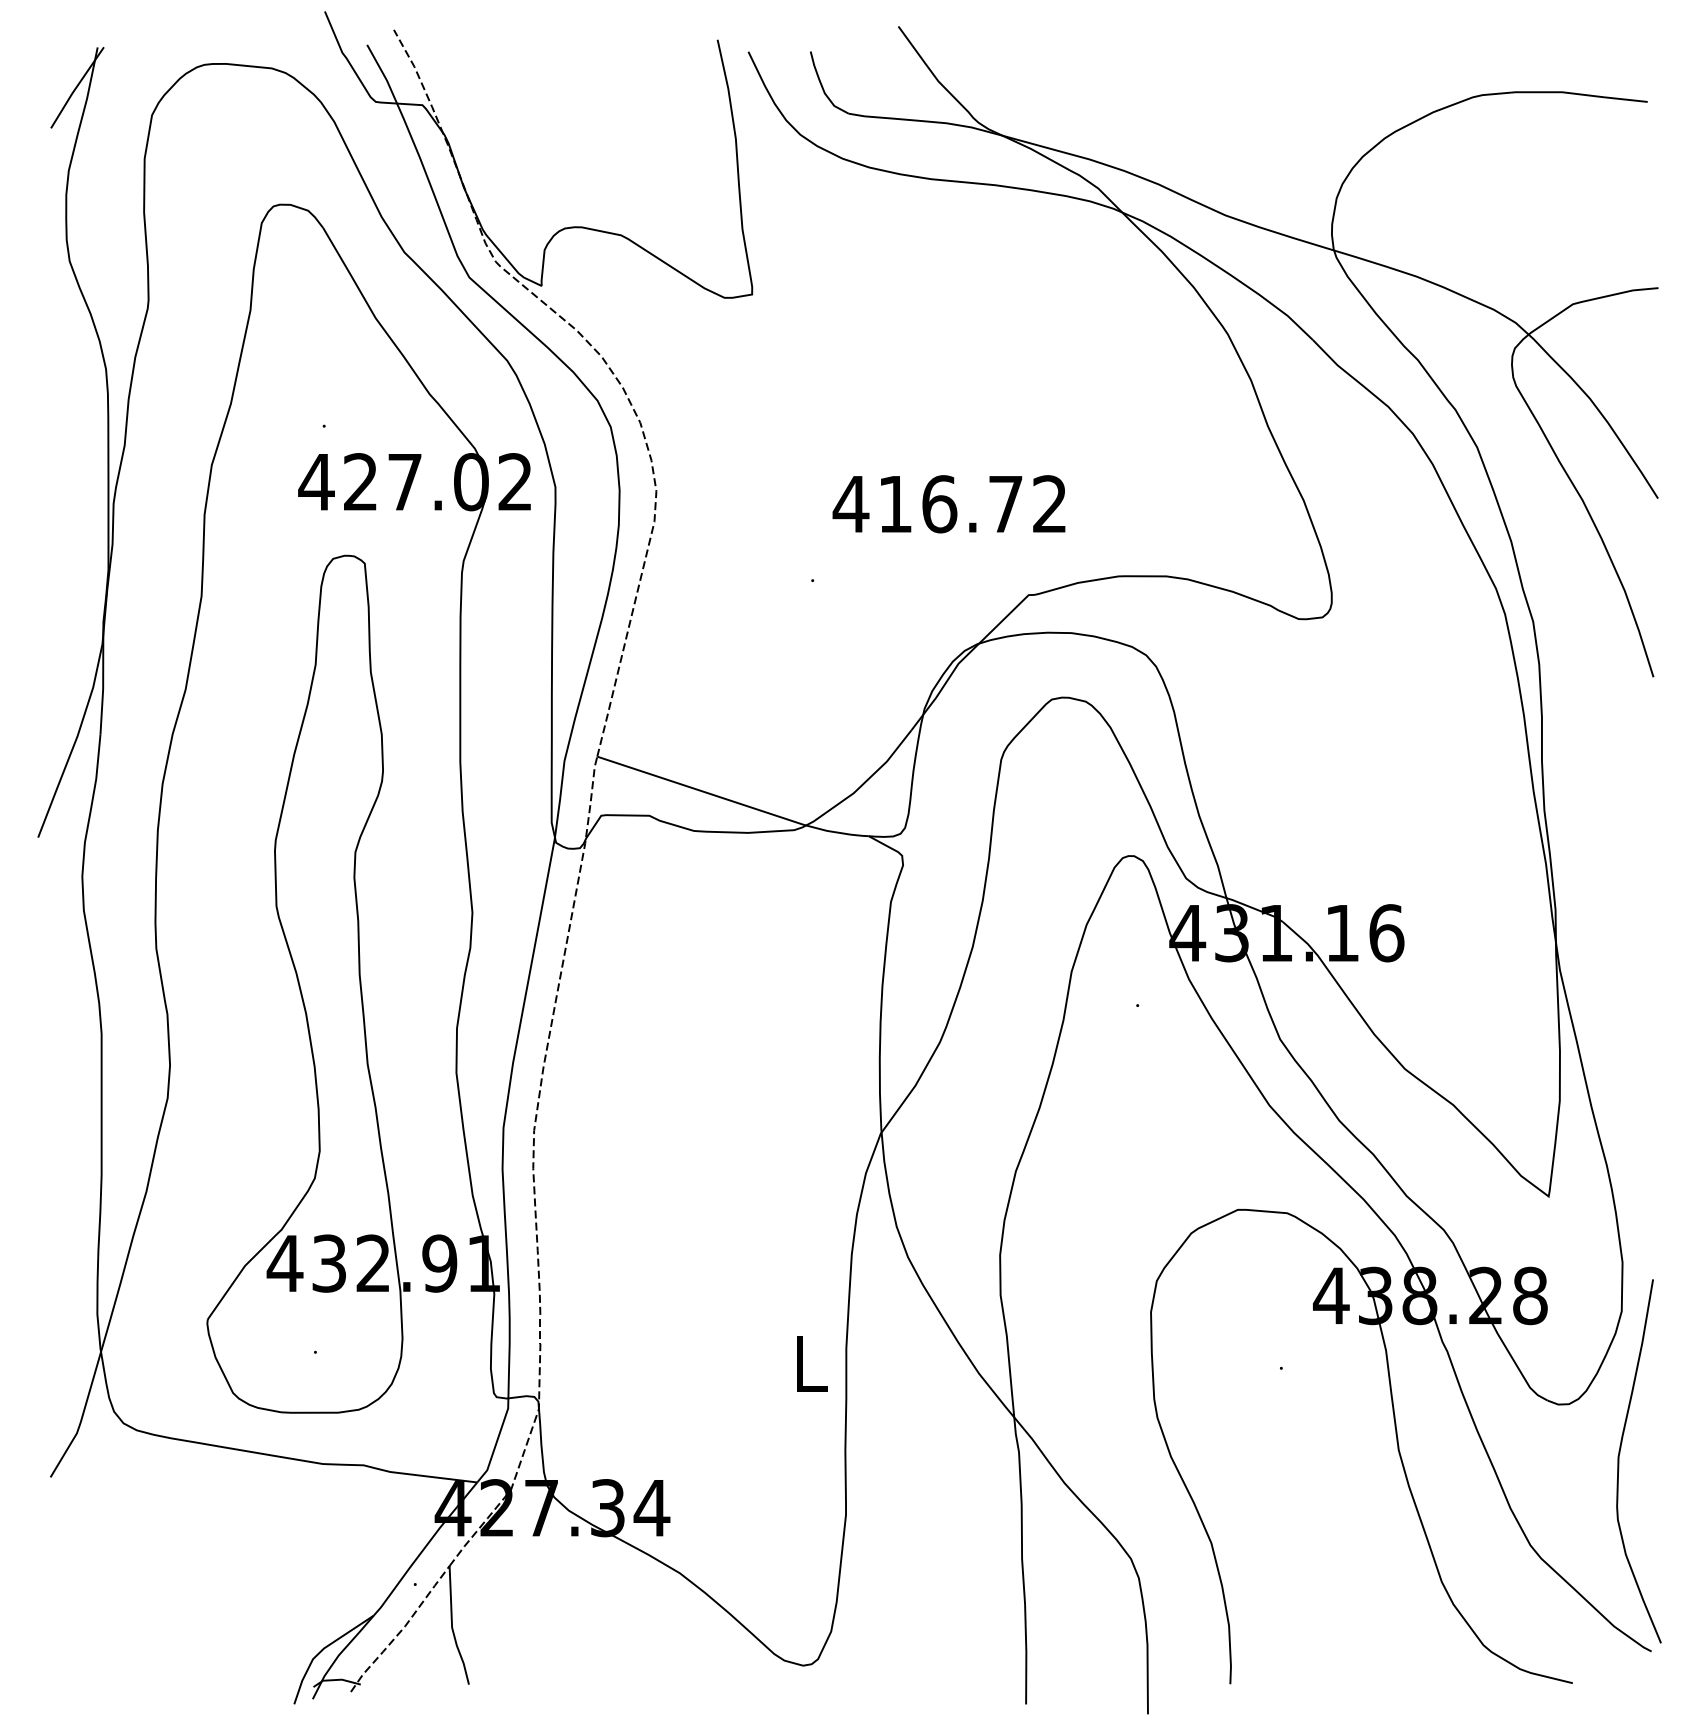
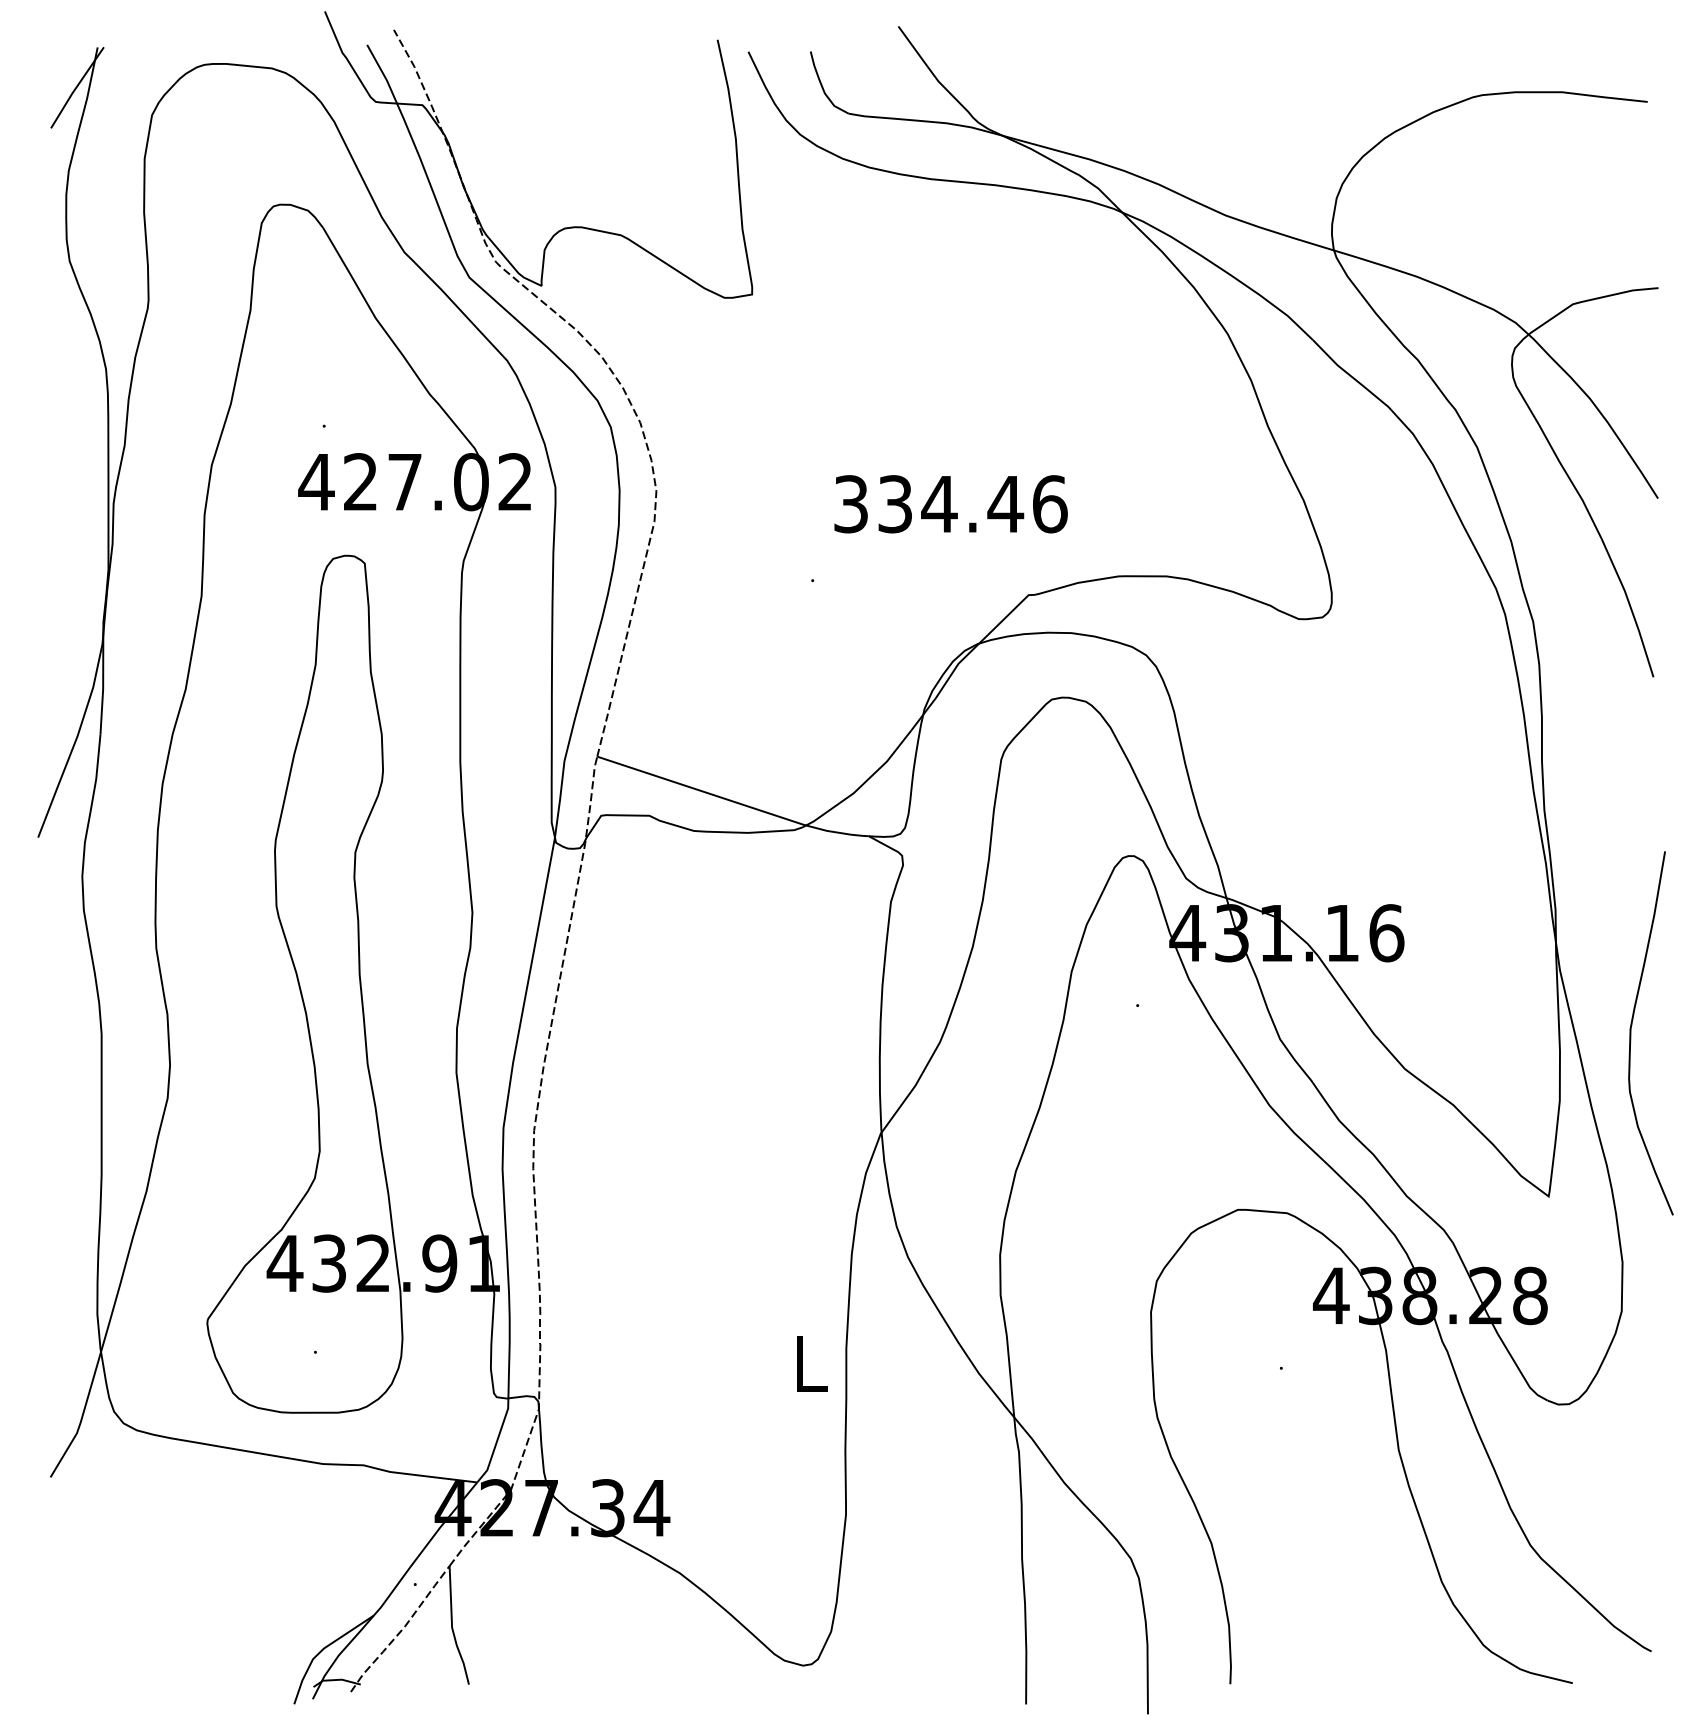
text: 416.72 -> 334.46 (949, 504)
curve position: (1619, 1461) -> (1631, 1033) (1631, 1033)
